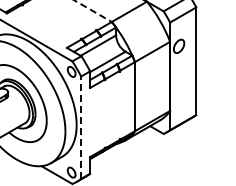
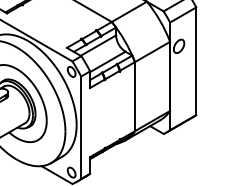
line: dashed -> solid (93, 11)
line: dashed -> solid (81, 127)
